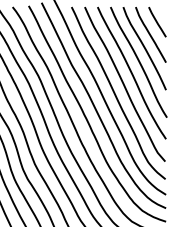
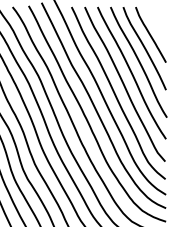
line: present -> none (157, 22)
